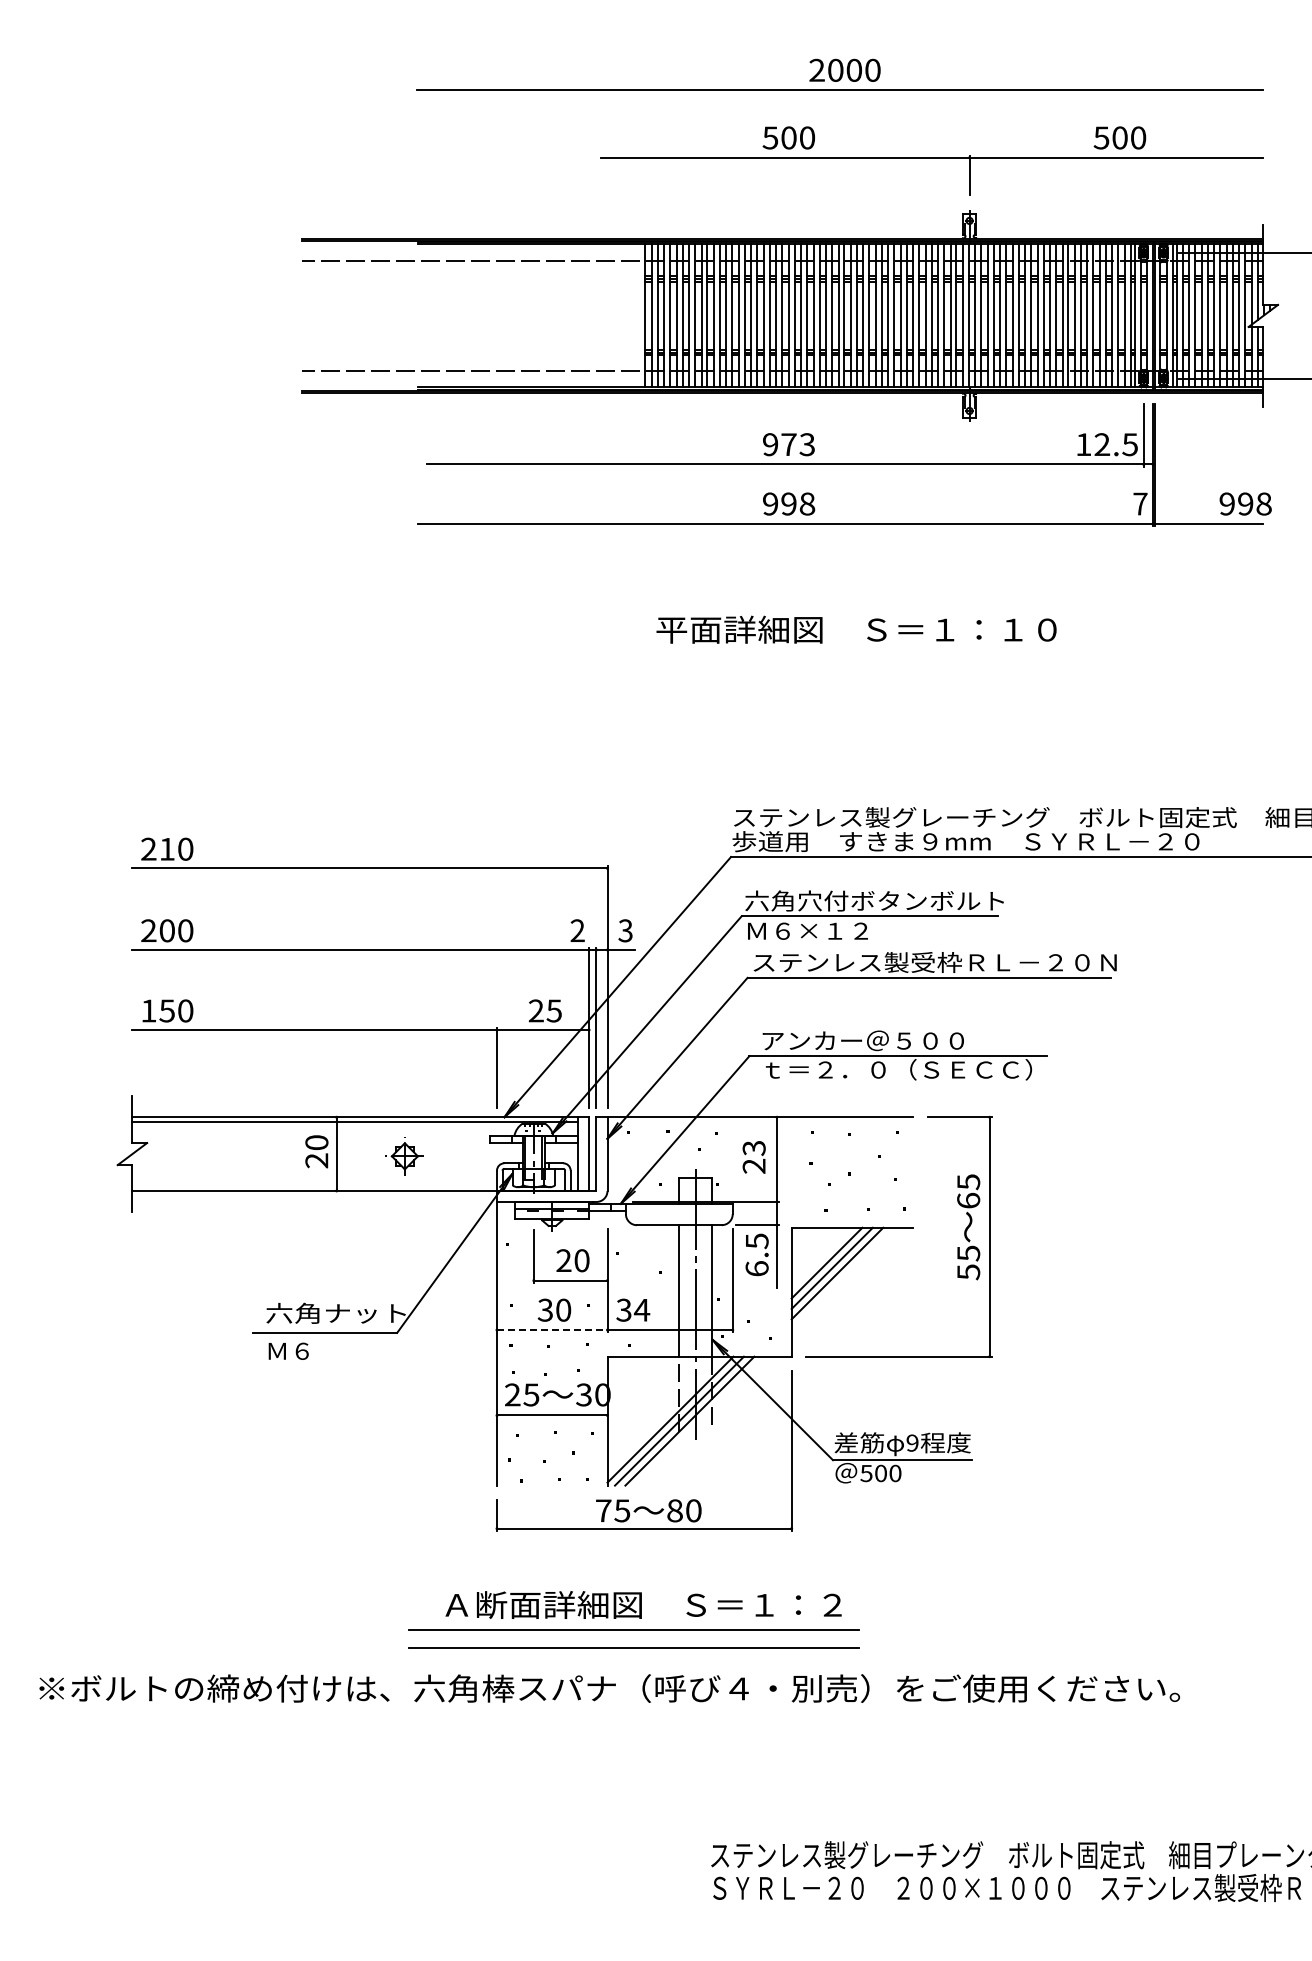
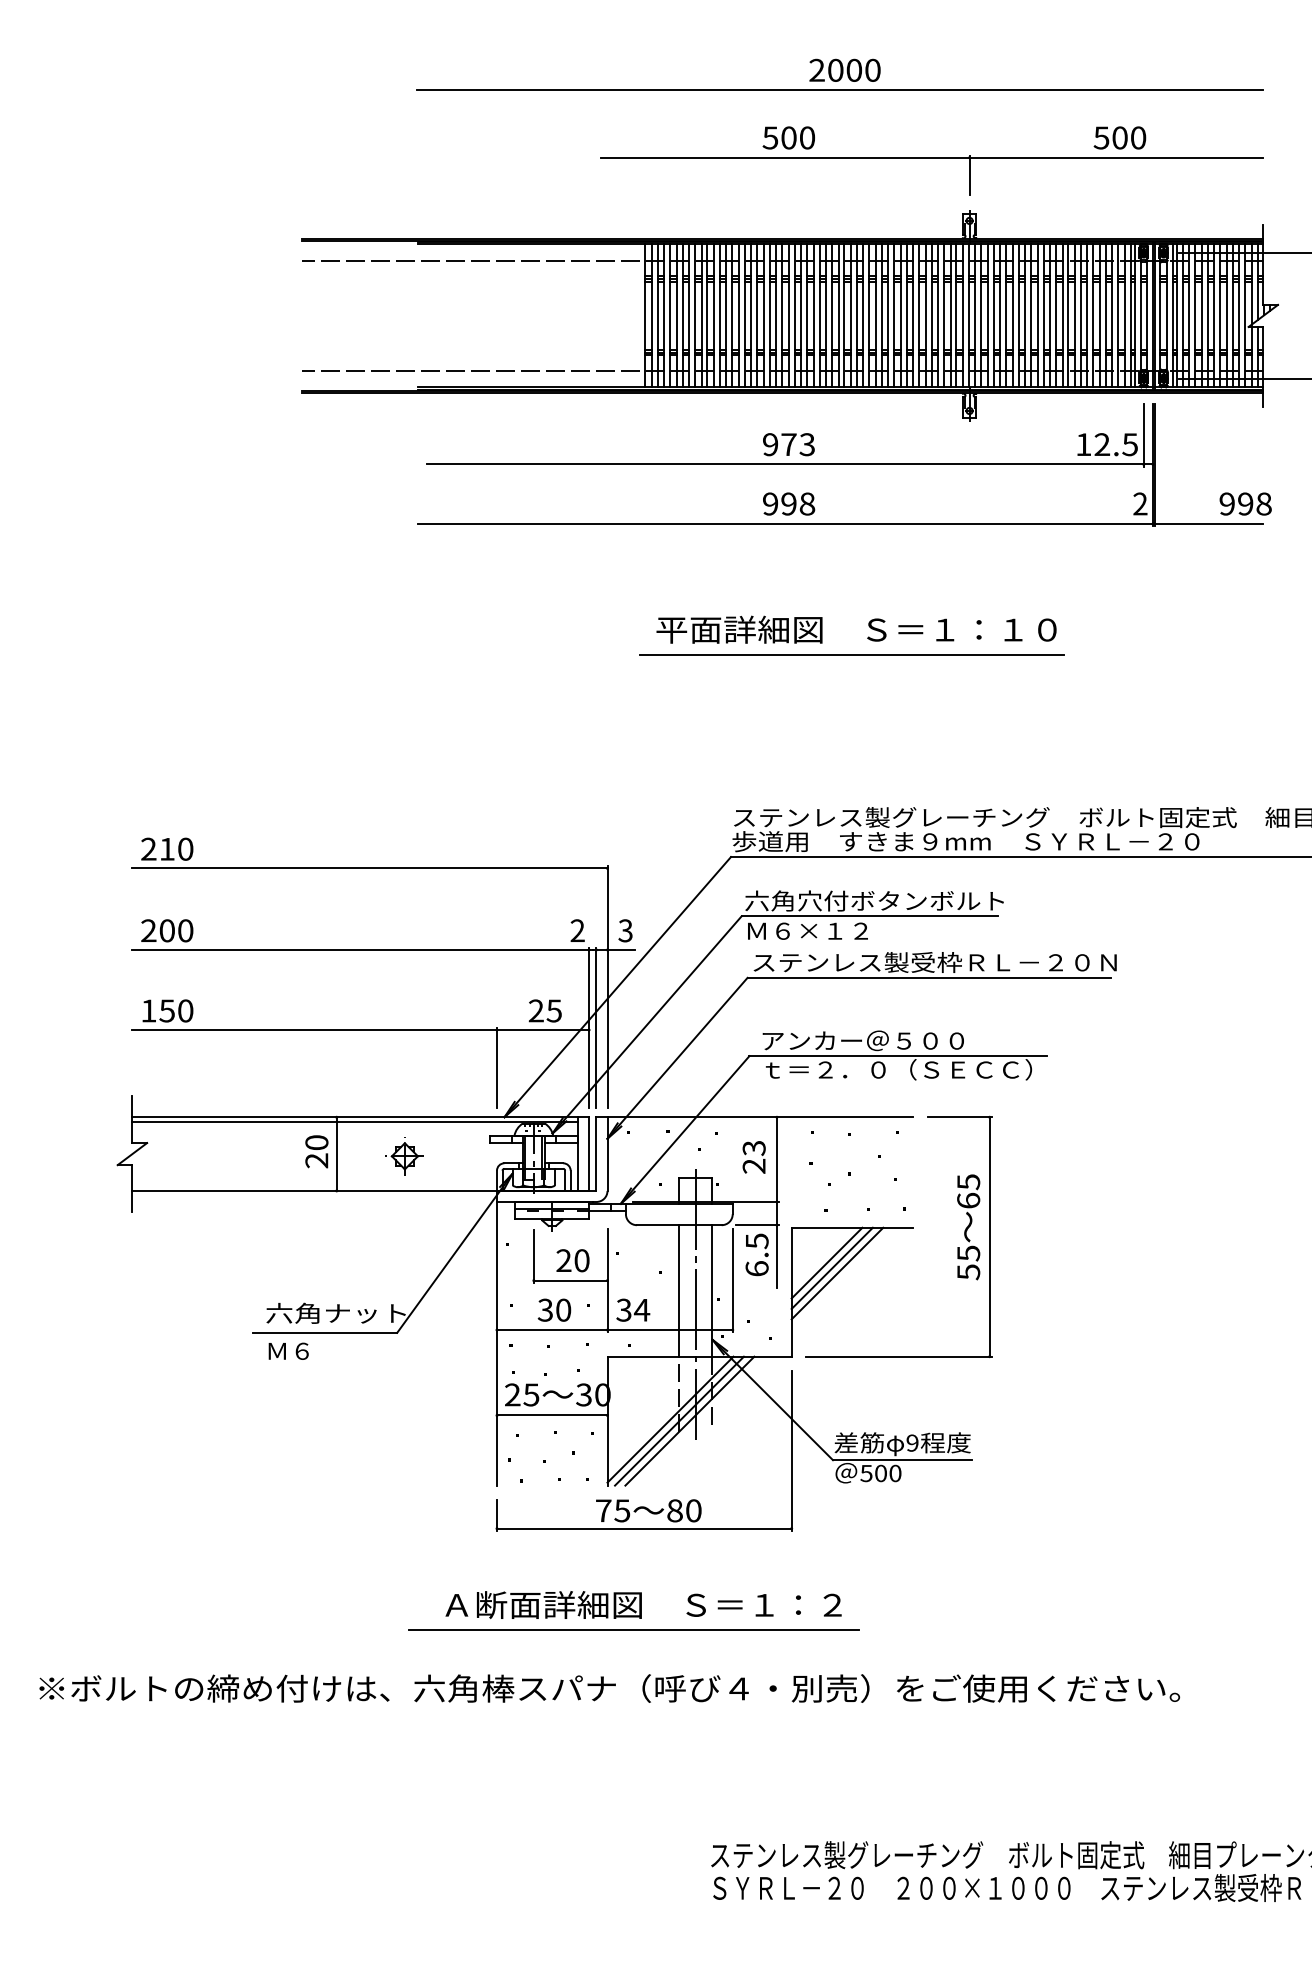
text: 7 -> 2 (1140, 503)
line: none -> present (851, 654)
line: dashed -> solid (552, 1330)
line: present -> none (633, 1647)
